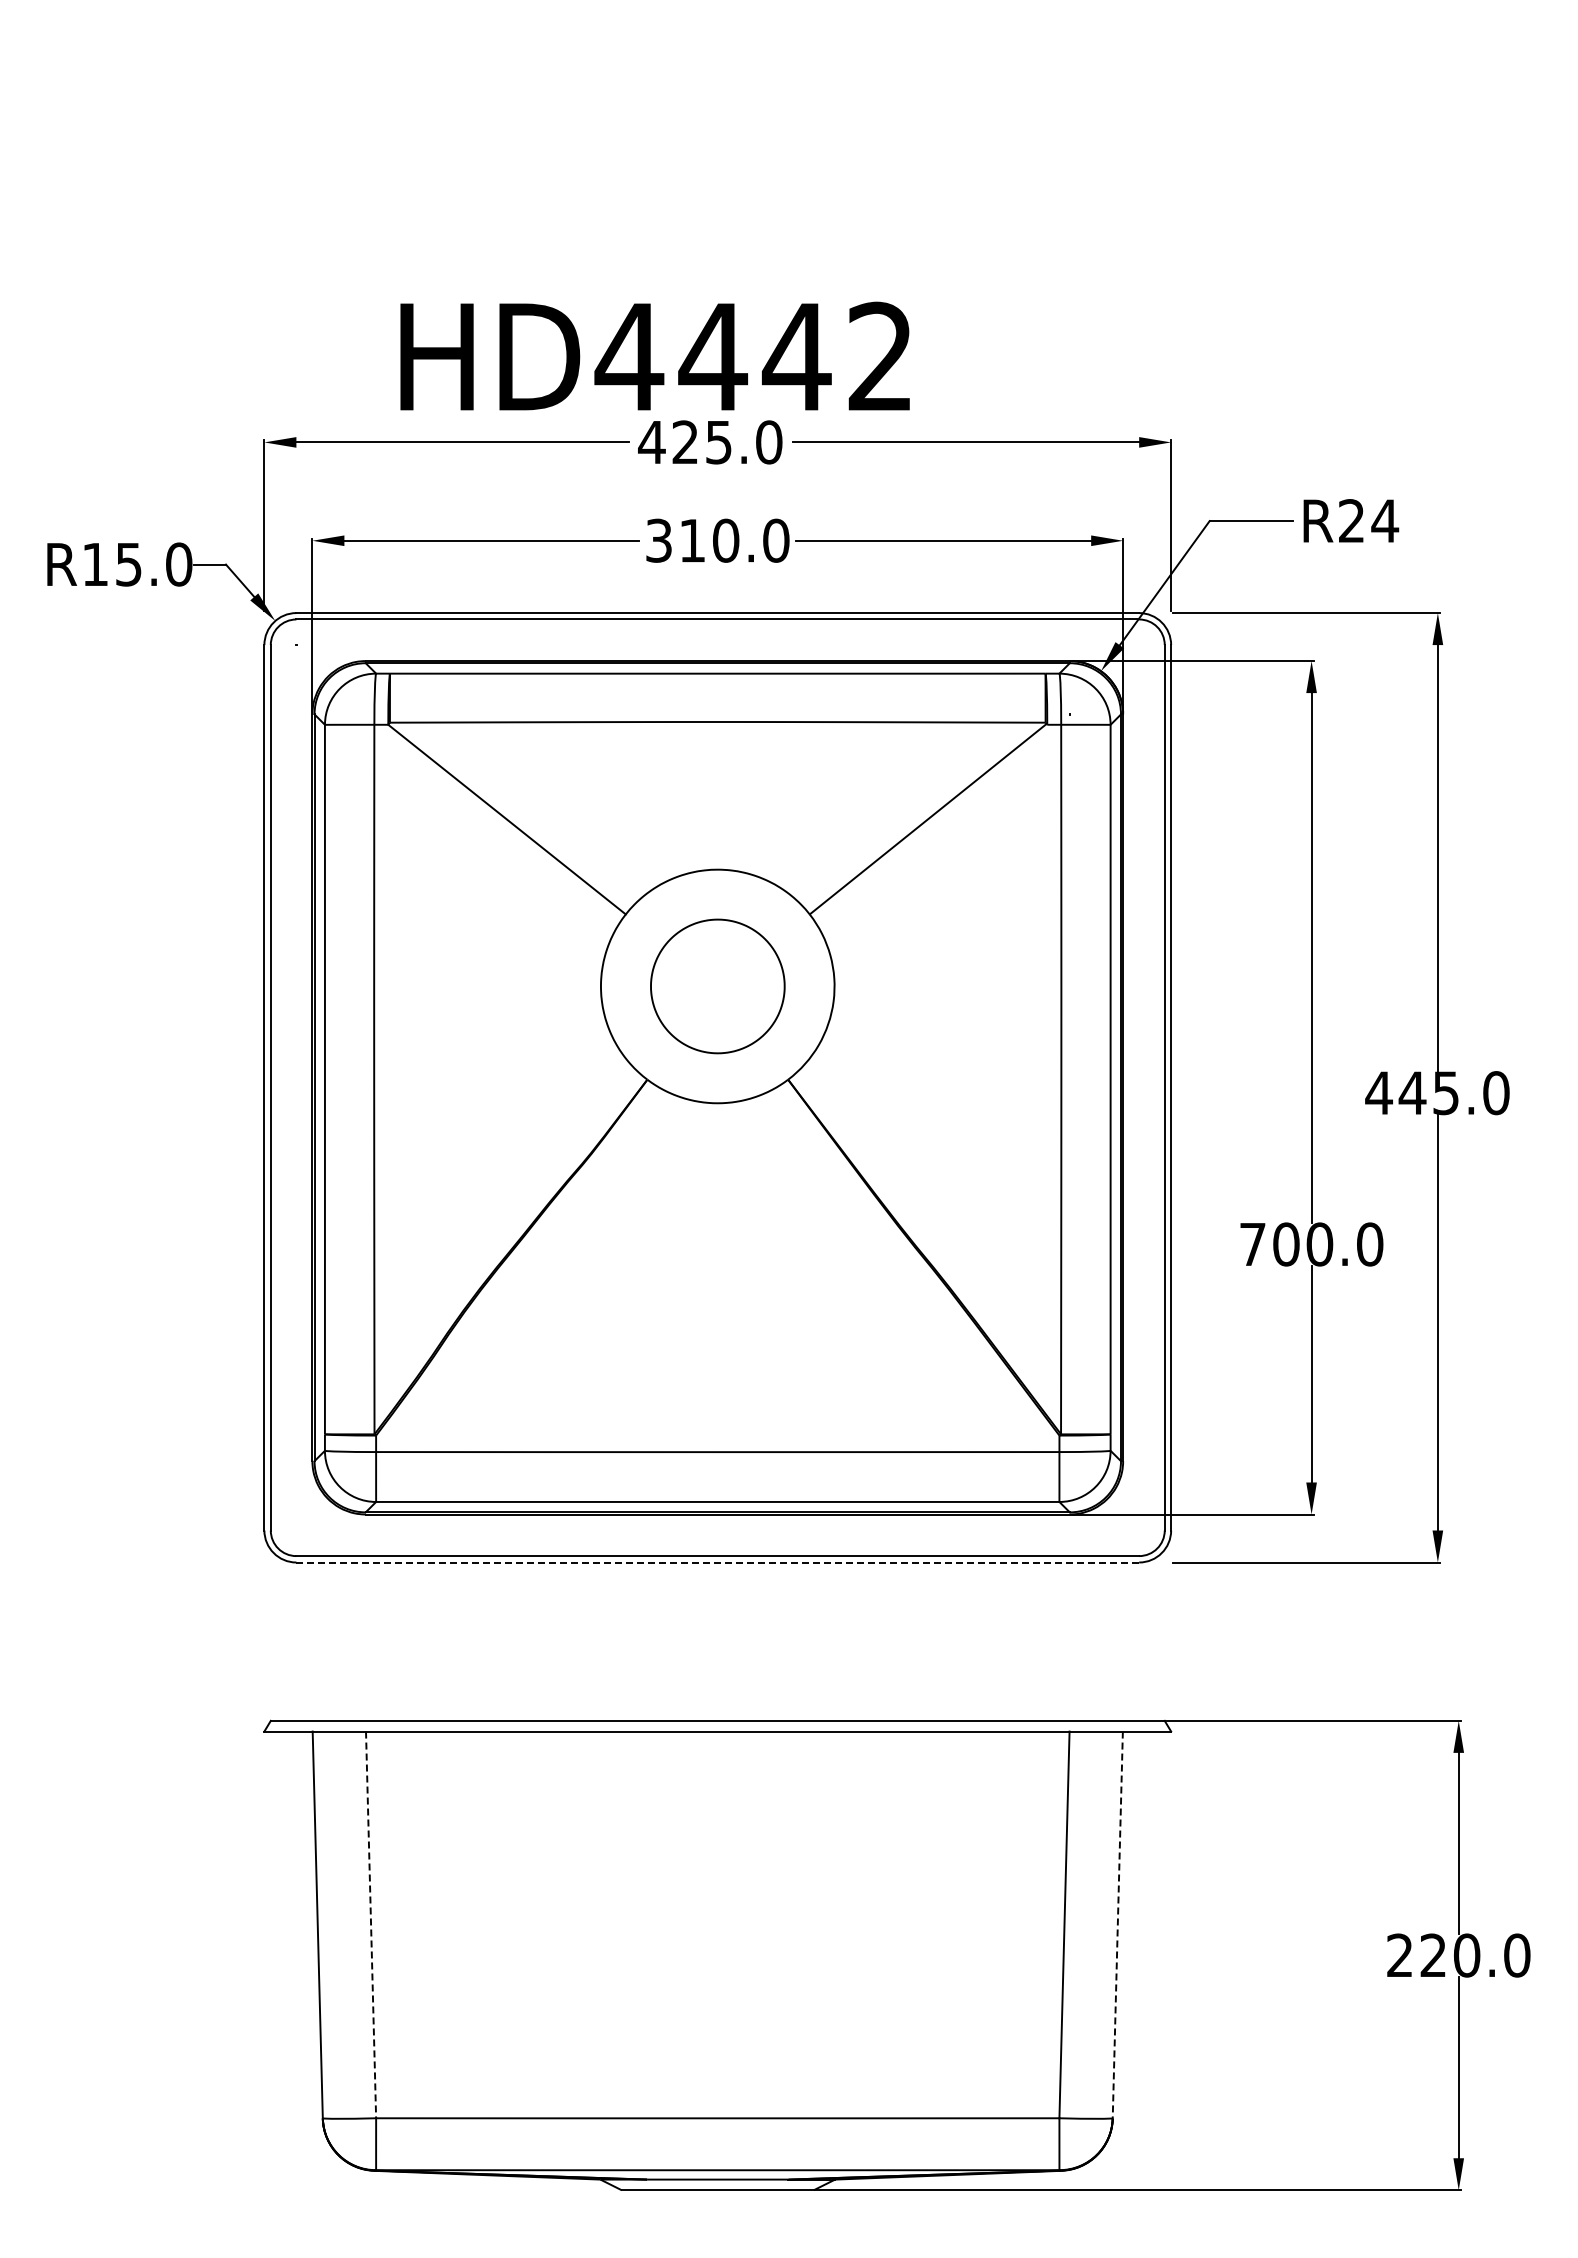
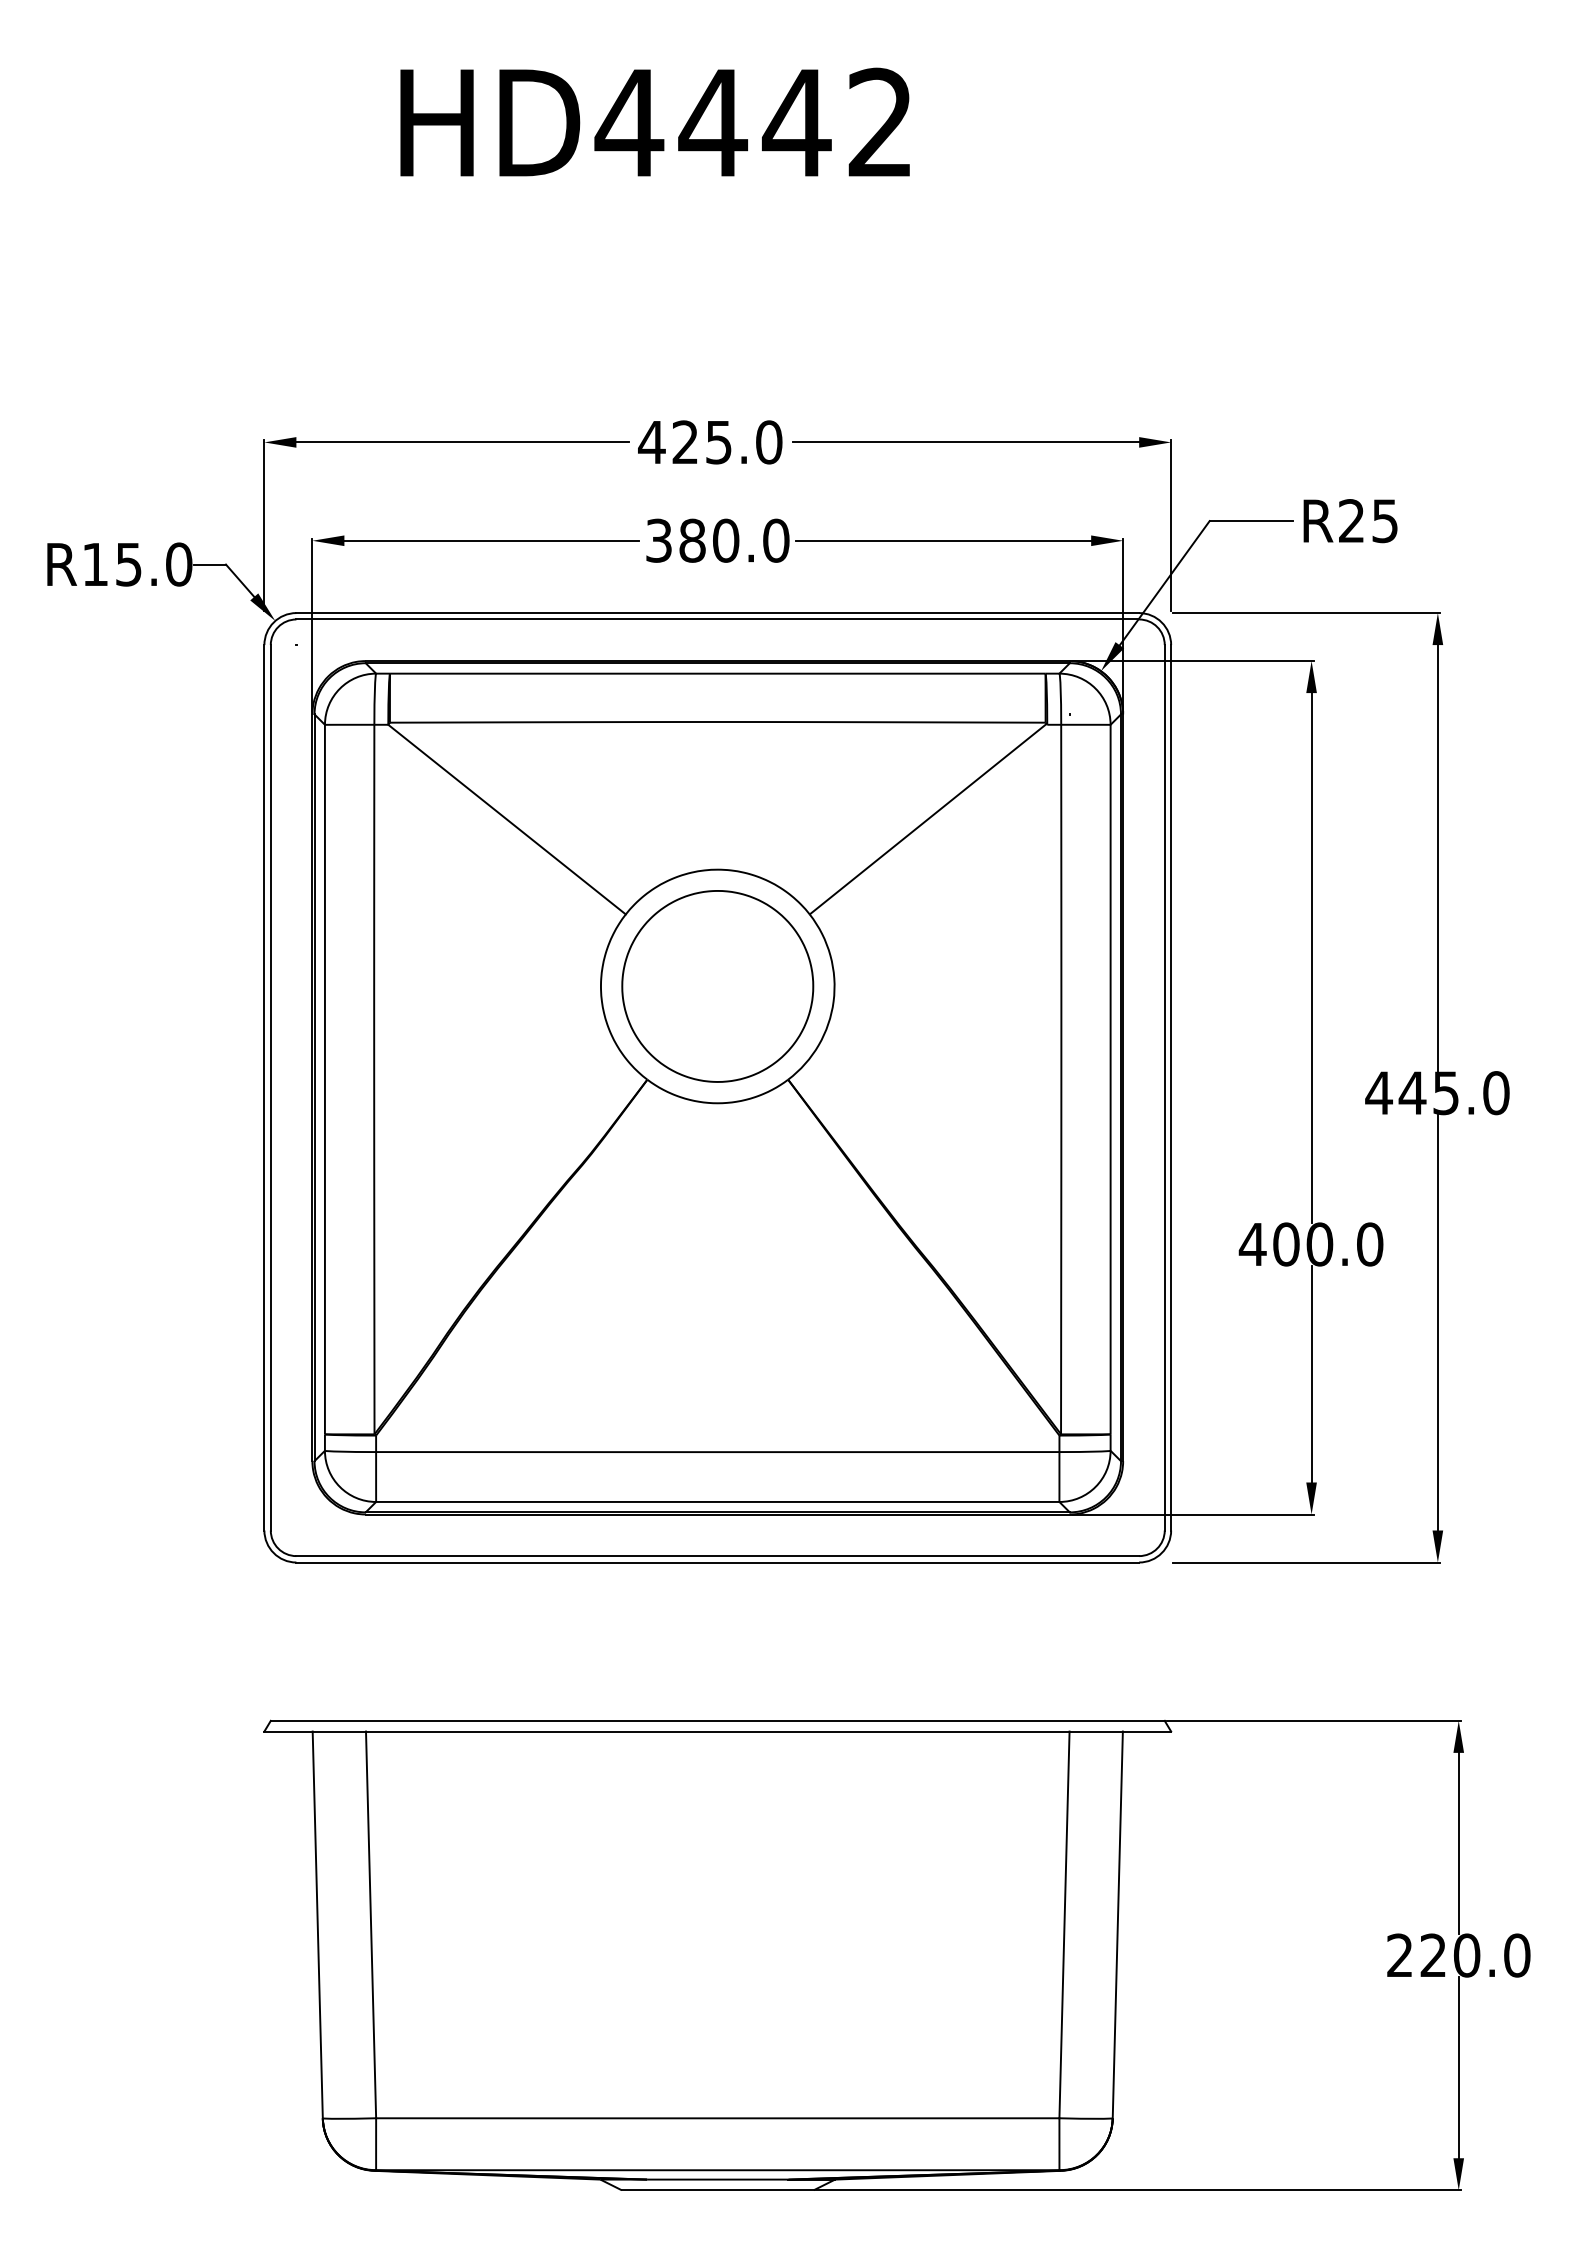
text position: (654, 355) -> (654, 121) (654, 121)
text: R24 -> R25 (1385, 521)
text: 310.0 -> 380.0 (692, 540)
part size: 136x137 px -> 194x193 px (717, 986)
text: 700.0 -> 400.0 (1252, 1244)
line: dashed -> solid (718, 1562)
line: dashed -> solid (371, 1925)
line: dashed -> solid (1117, 1925)
